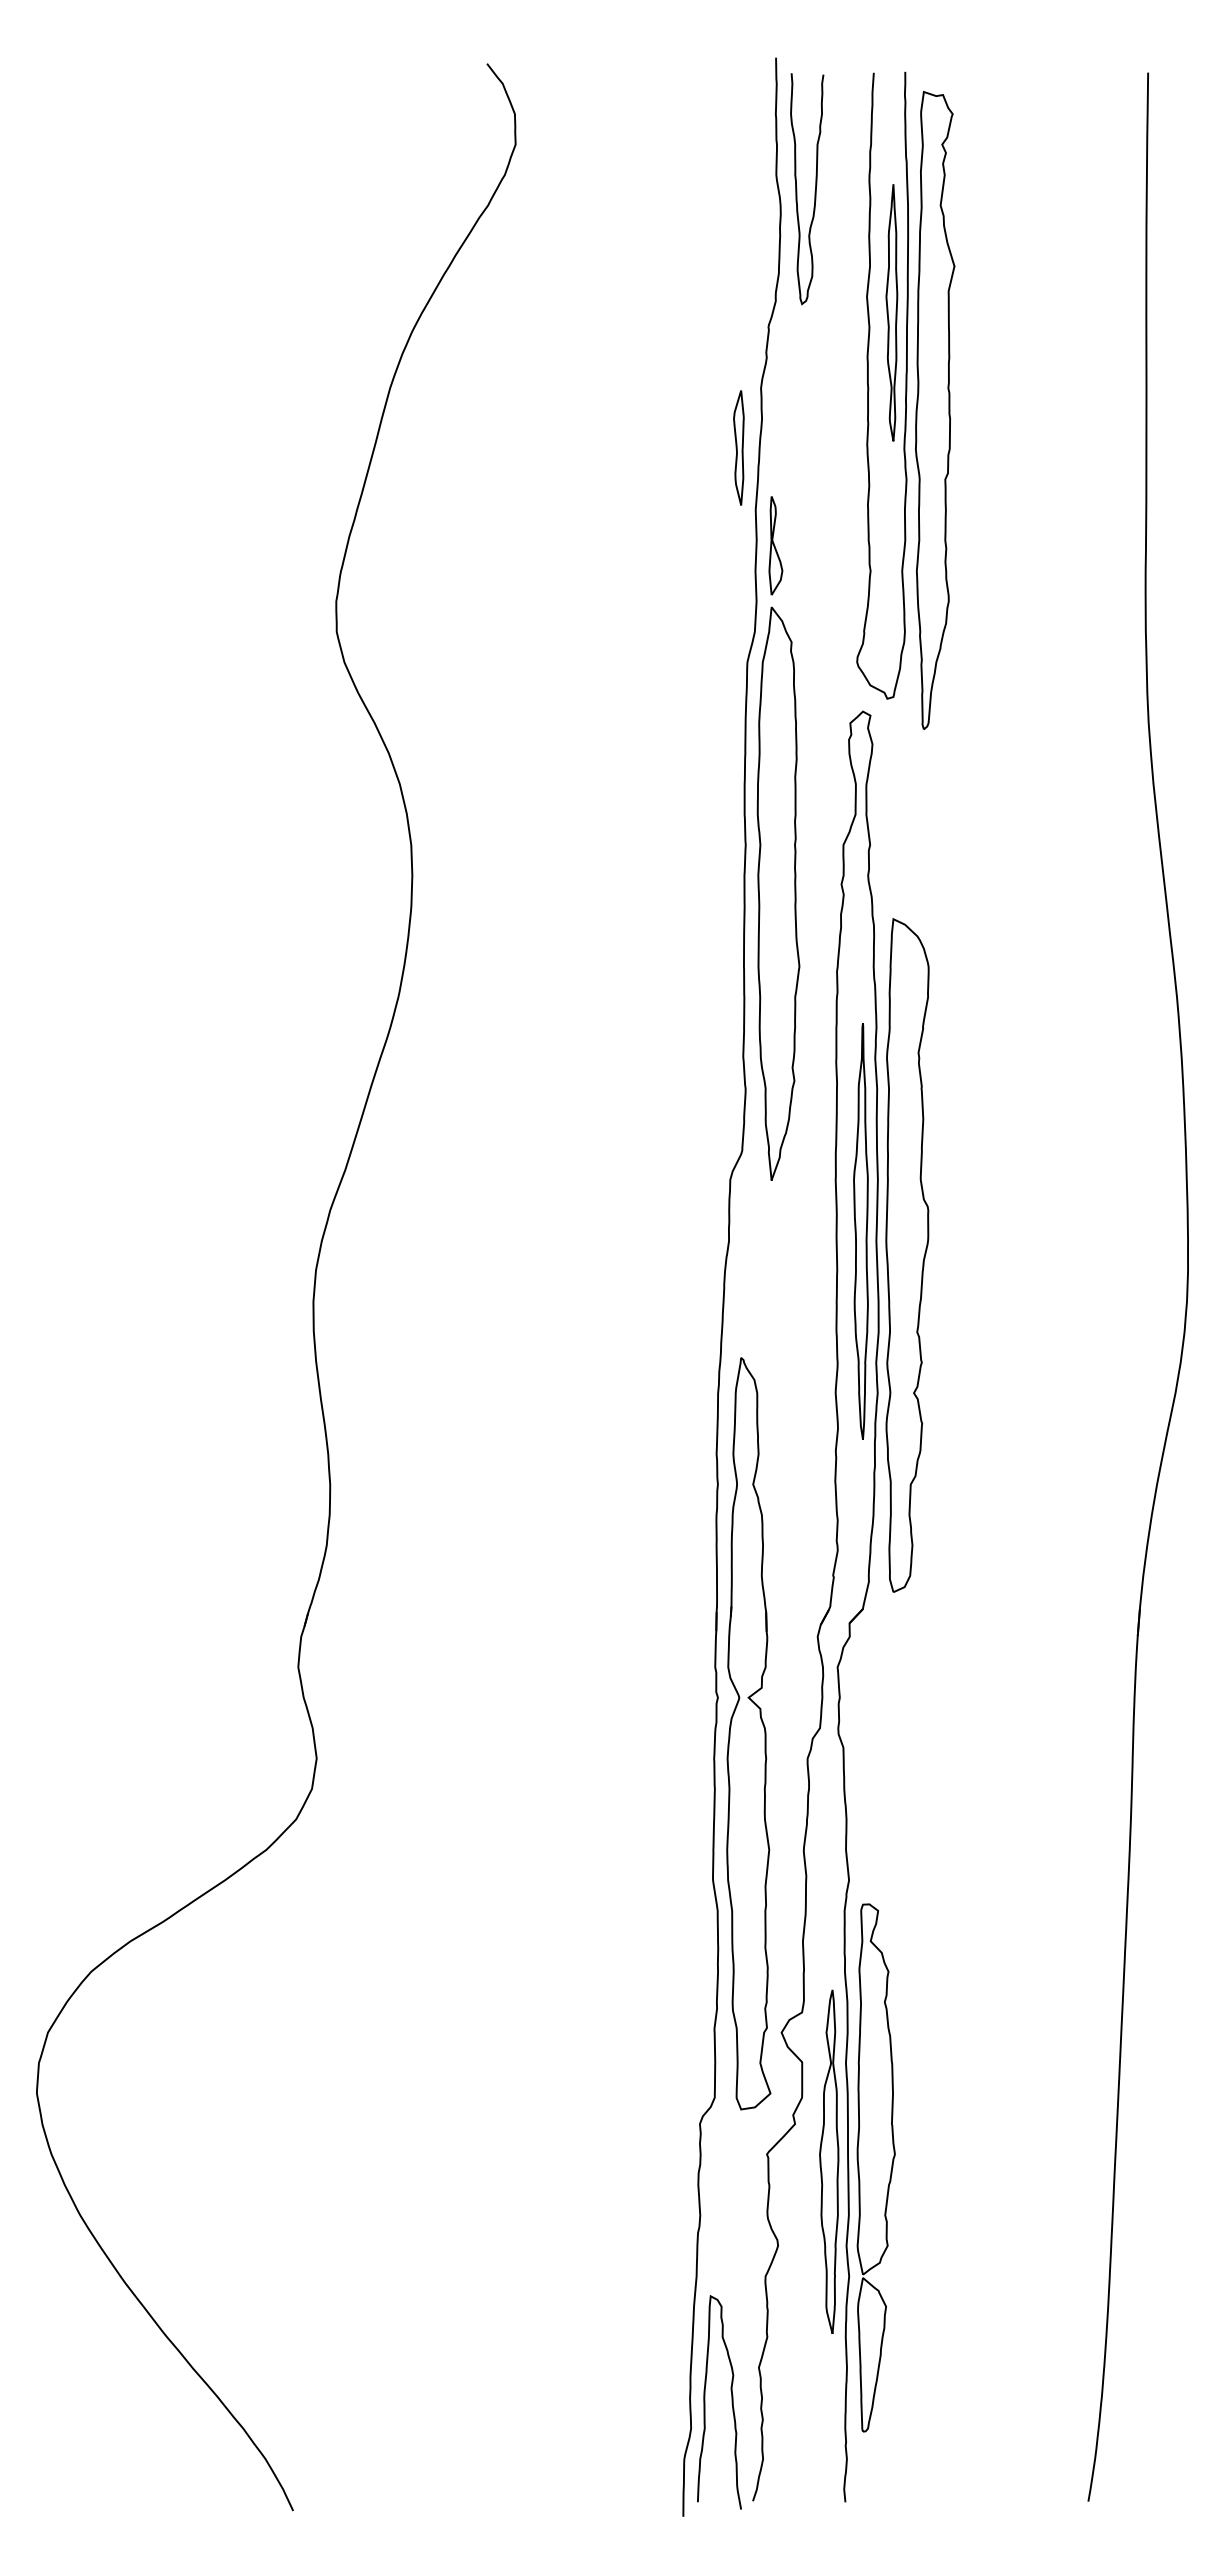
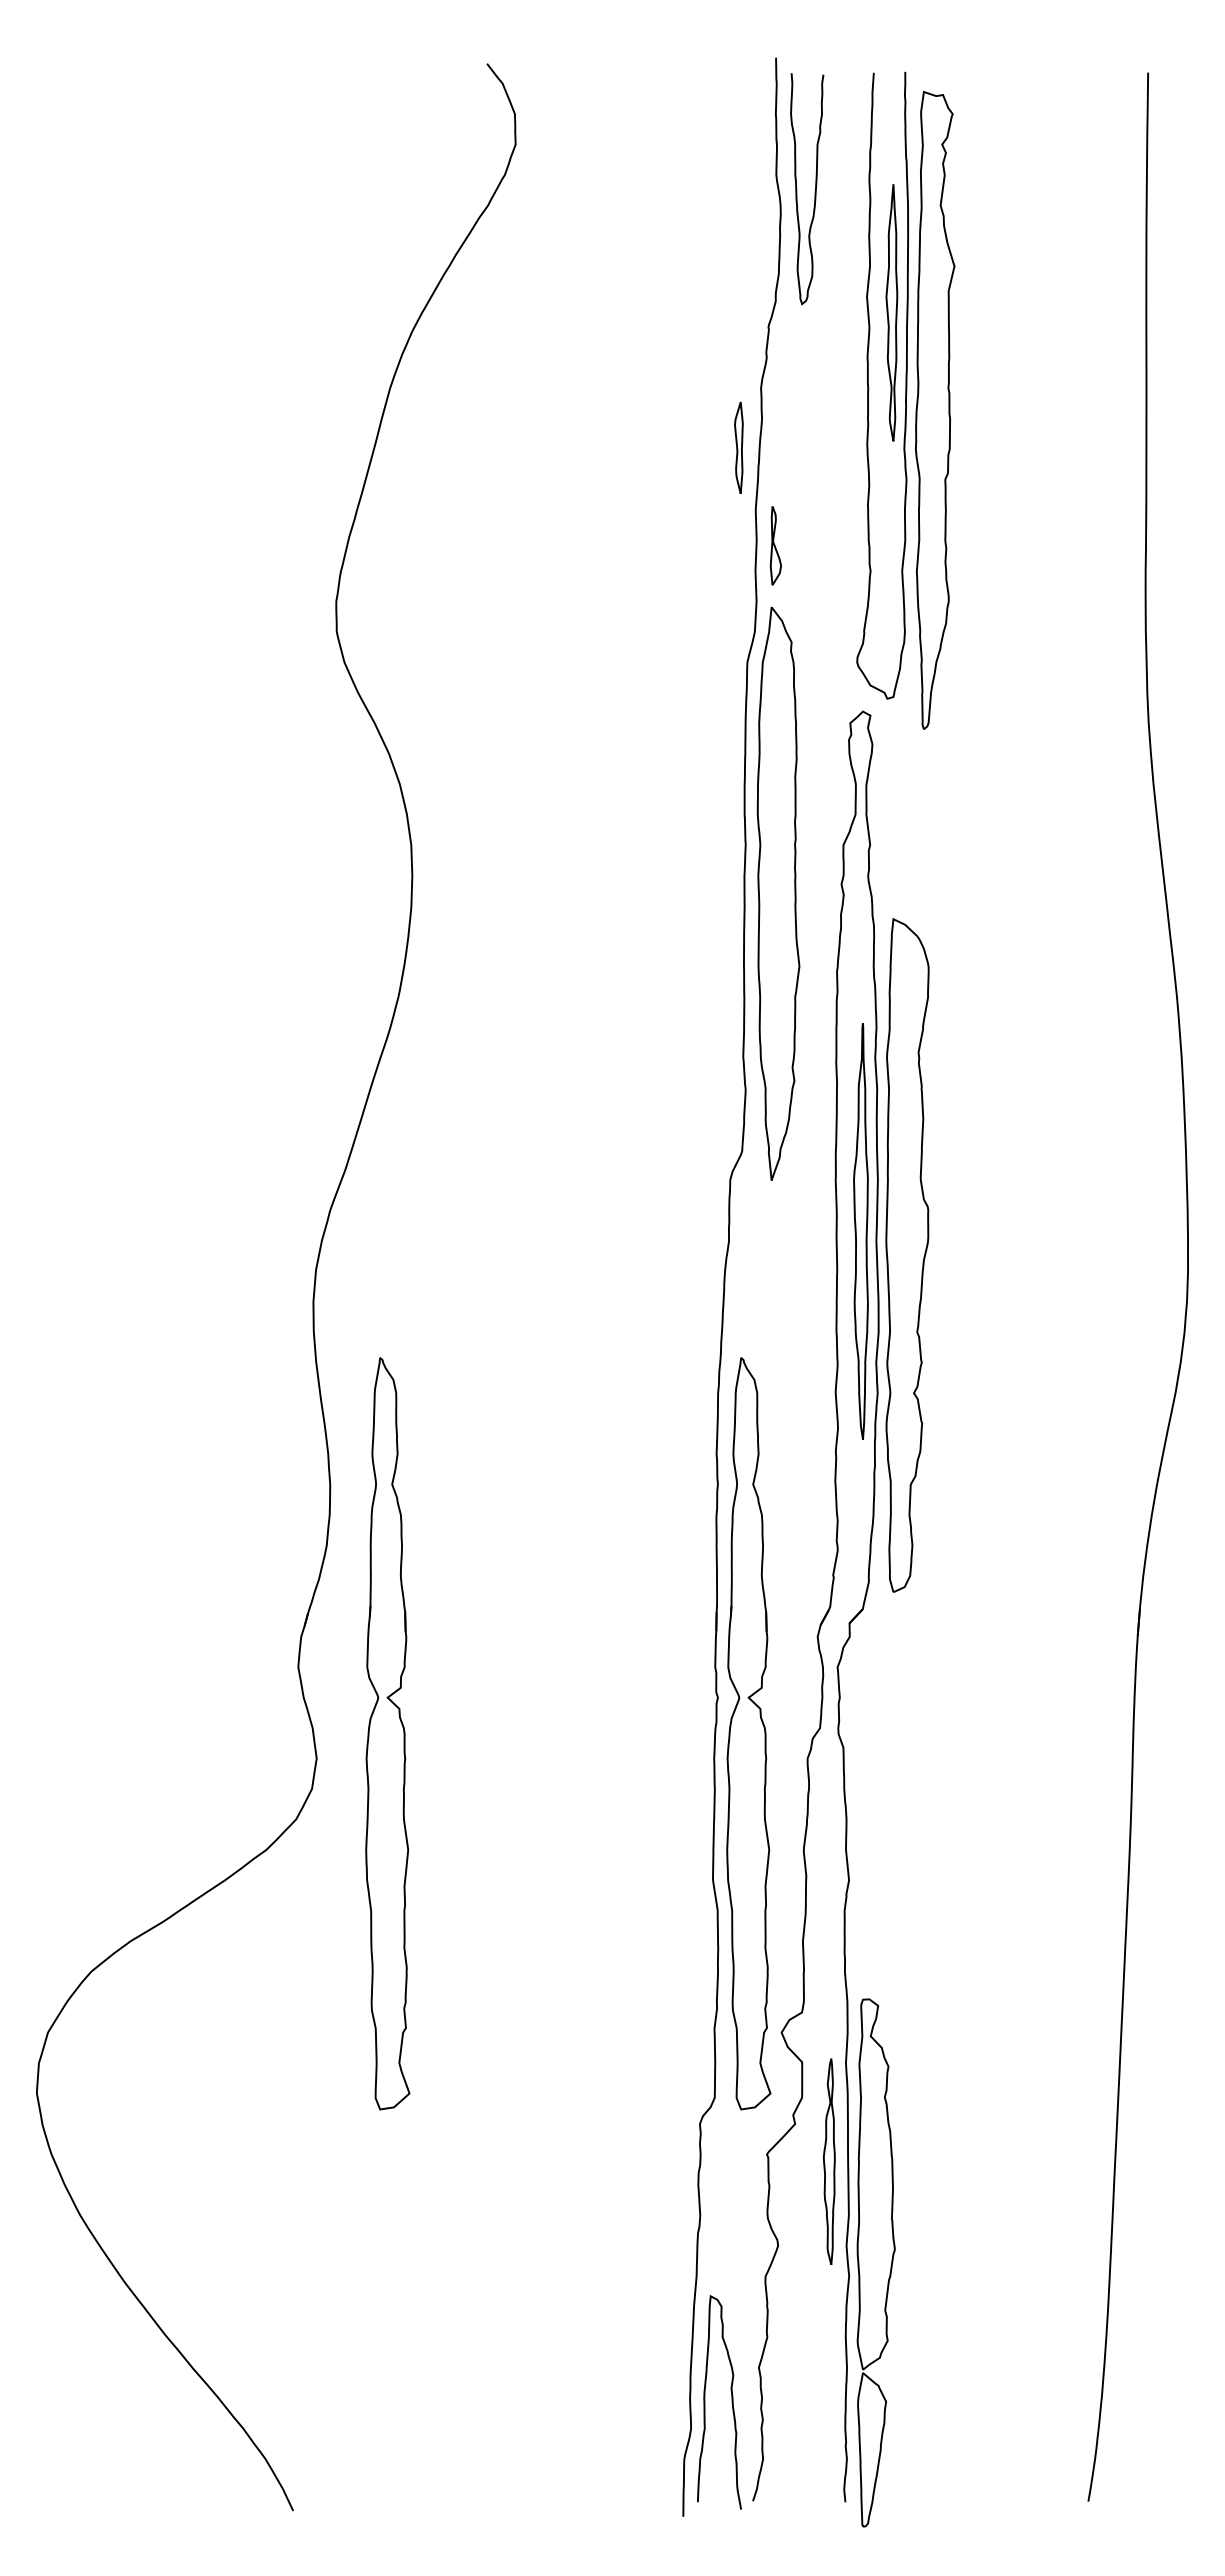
part size: 12x116 px -> 10x93 px (738, 447)
part size: 16x100 px -> 13x80 px (775, 545)
part: none -> present (387, 1733)
part size: 21x345 px -> 14x207 px (828, 2161)
part position: (875, 2167) -> (875, 2262) (875, 2262)
